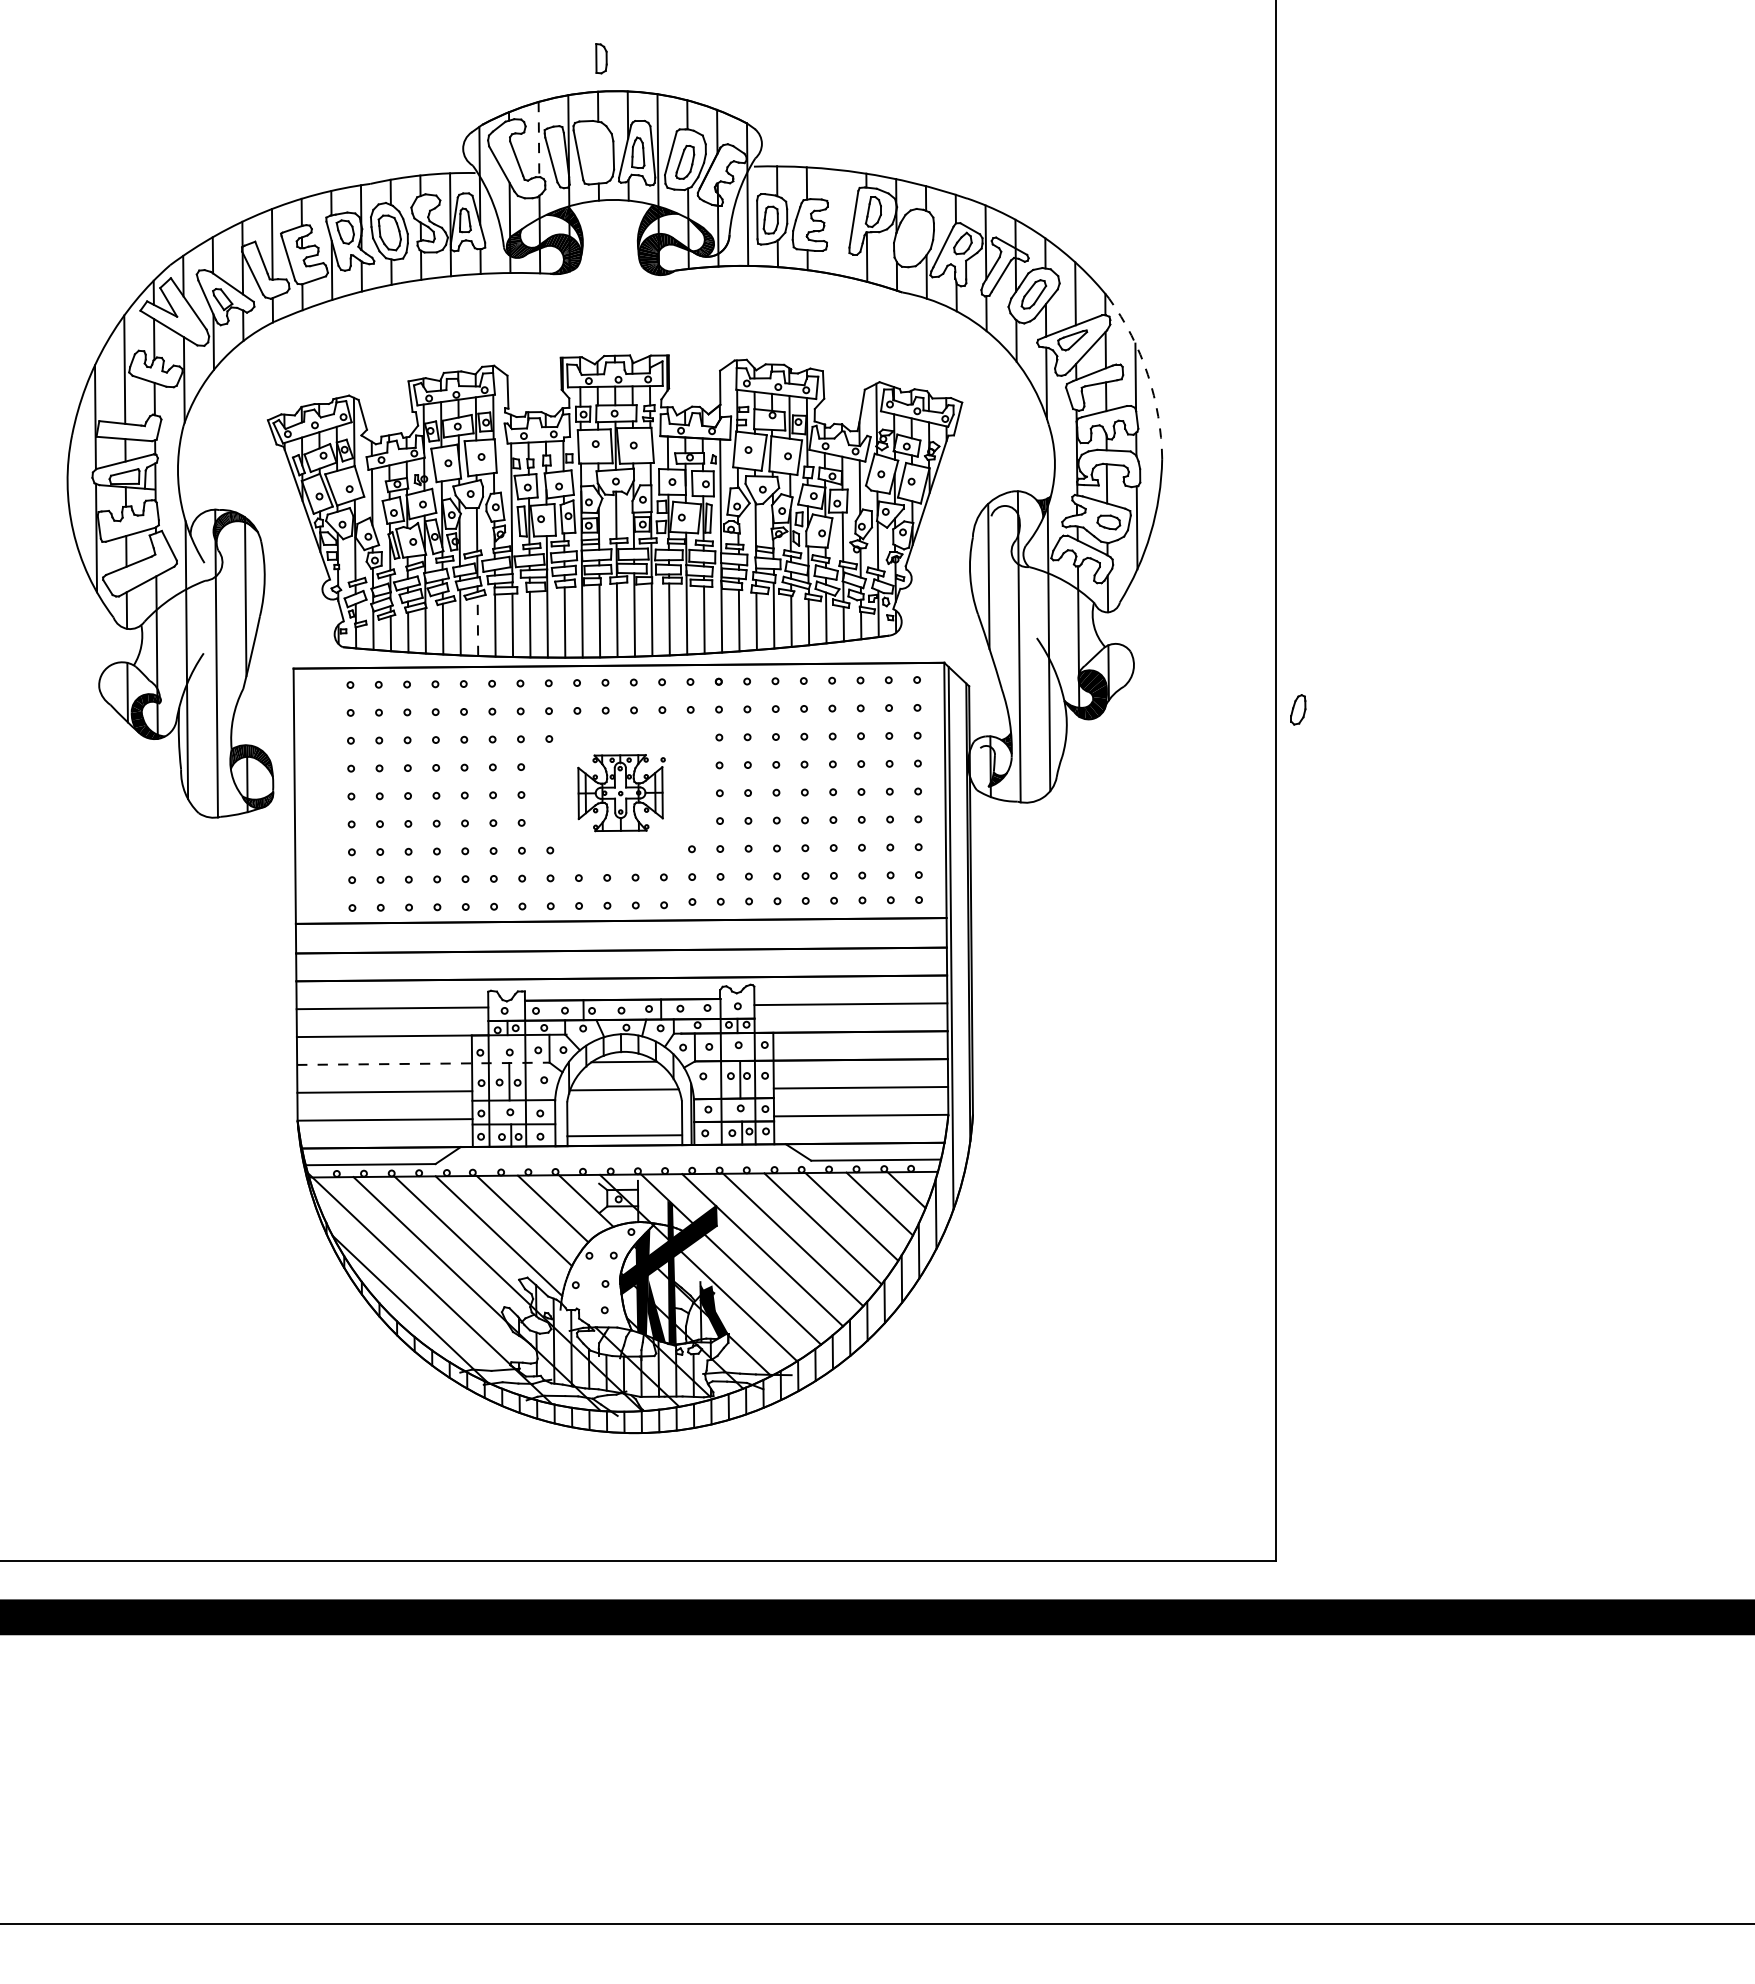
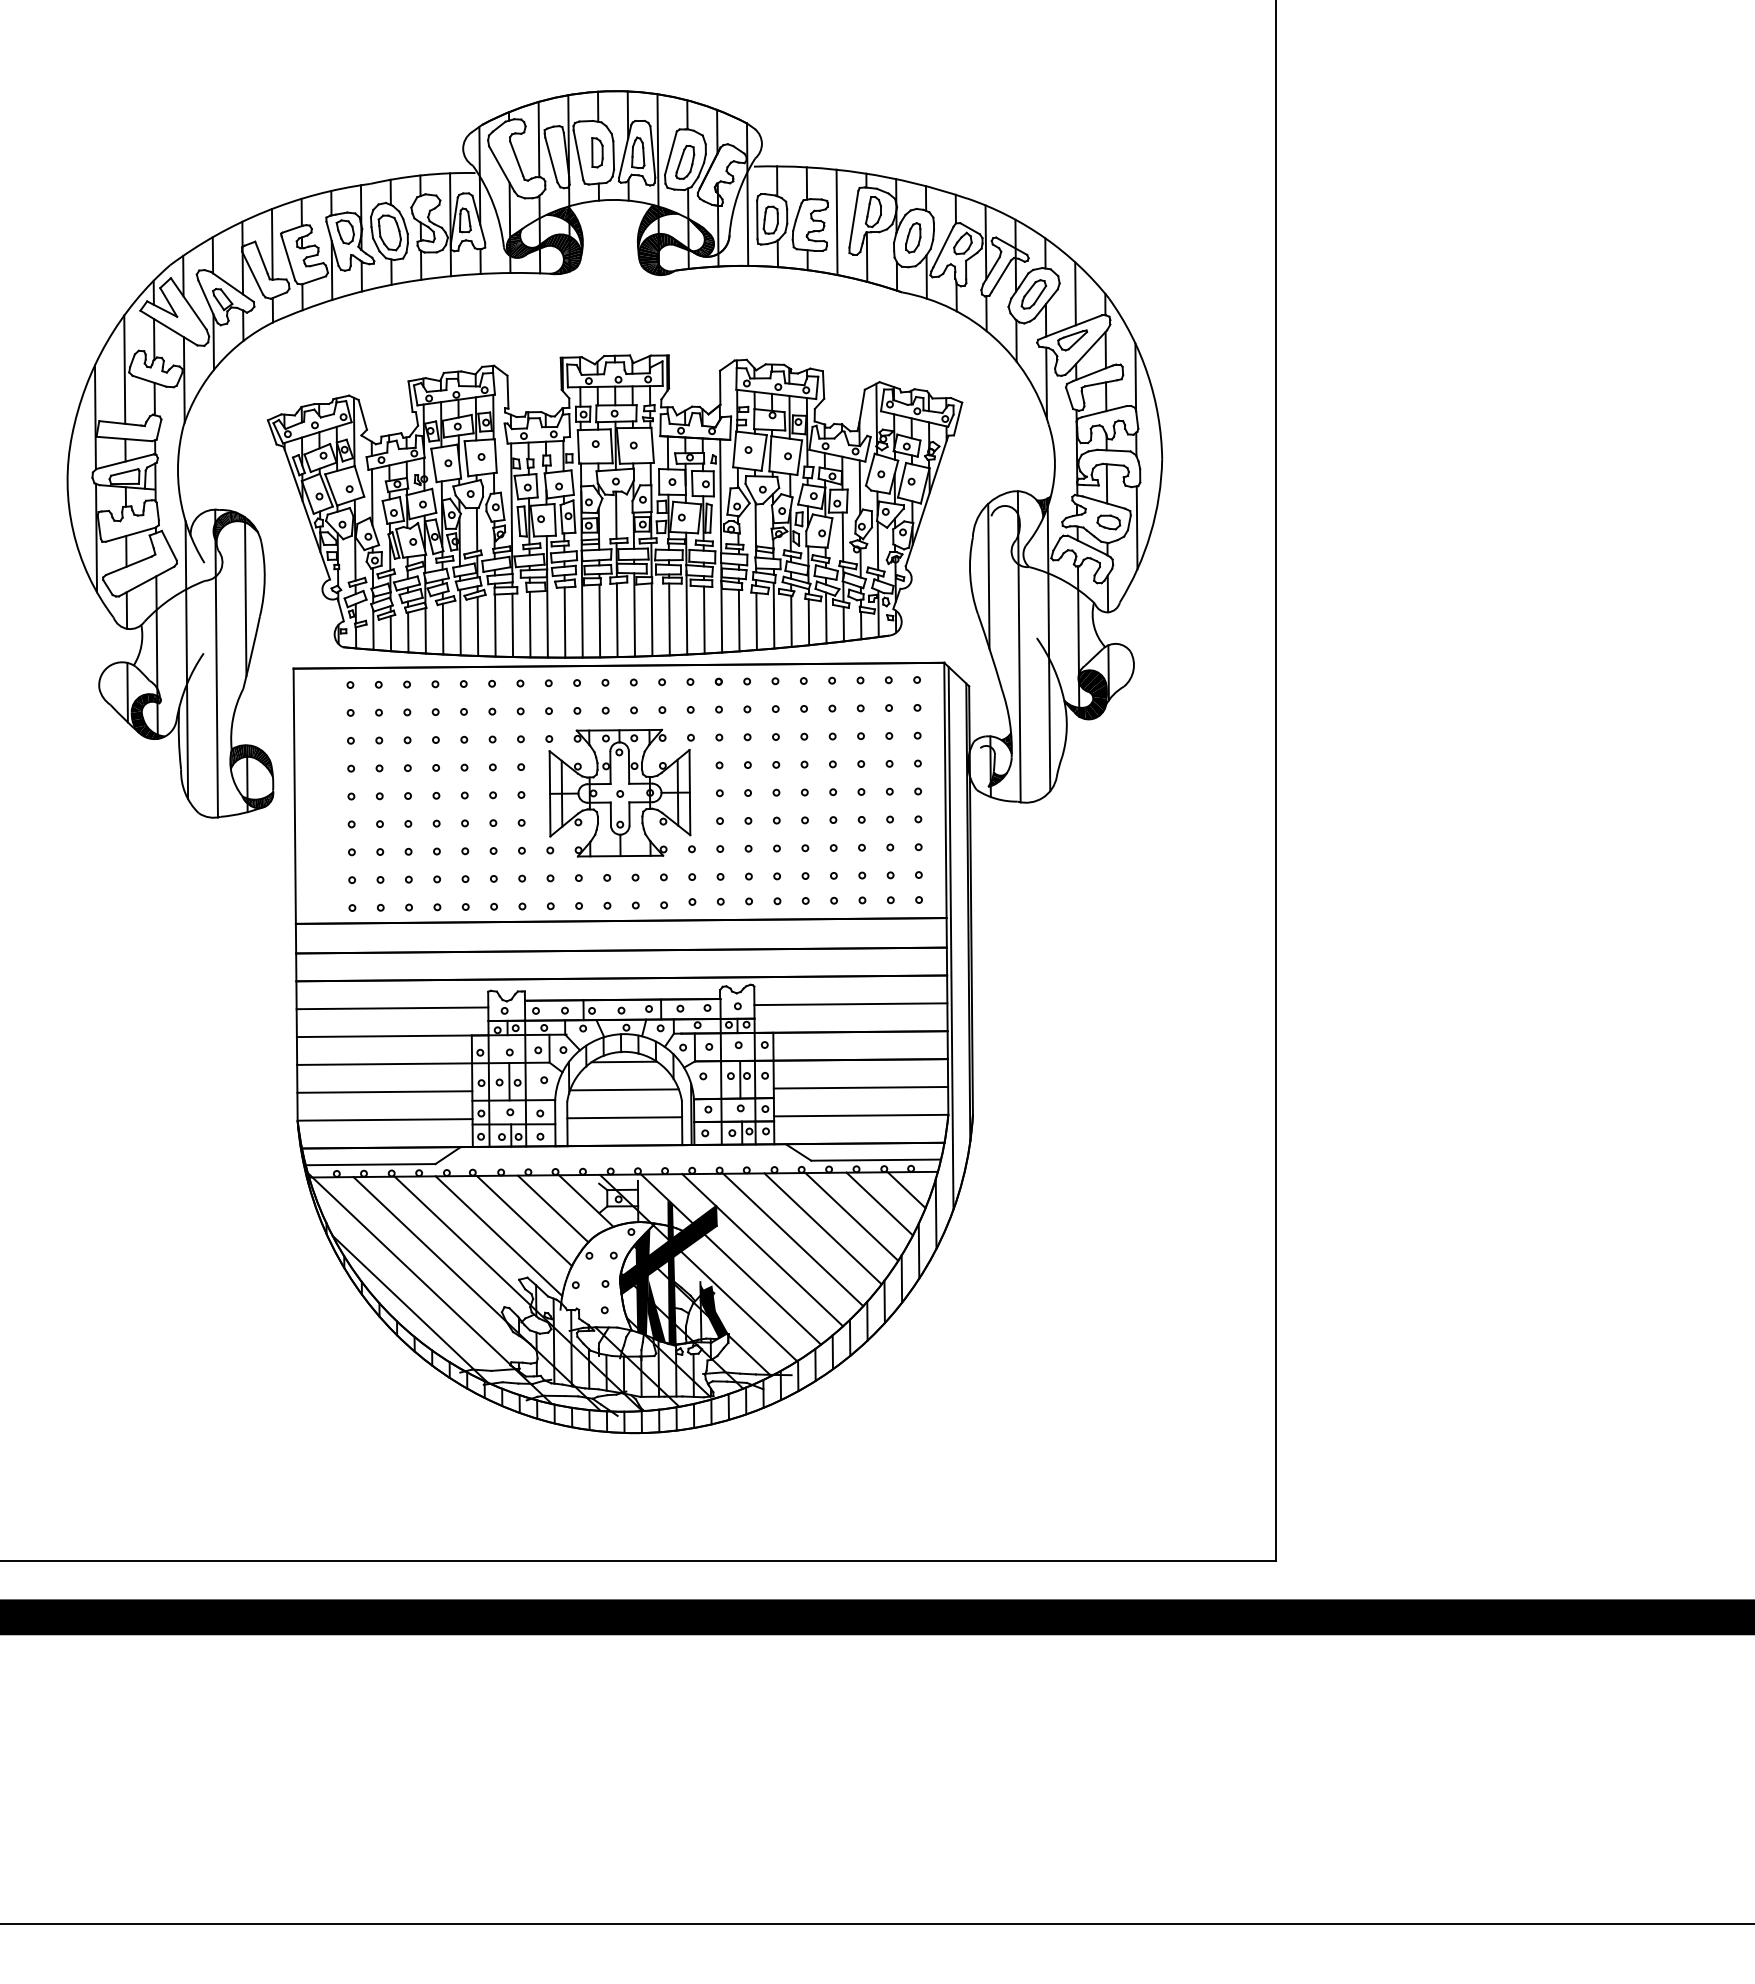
part position: (601, 58) -> (597, 152) (597, 152)
line: dashed -> solid (538, 139)
line: none -> present (836, 222)
arc: dashed -> solid (1147, 374)
line: dashed -> solid (477, 626)
part position: (1298, 709) -> (913, 237) (913, 237)
part size: 89x79 px -> 147x130 px (621, 792)
line: dashed -> solid (423, 1063)
line position: (624, 1135) -> (624, 1117) (624, 1117)
